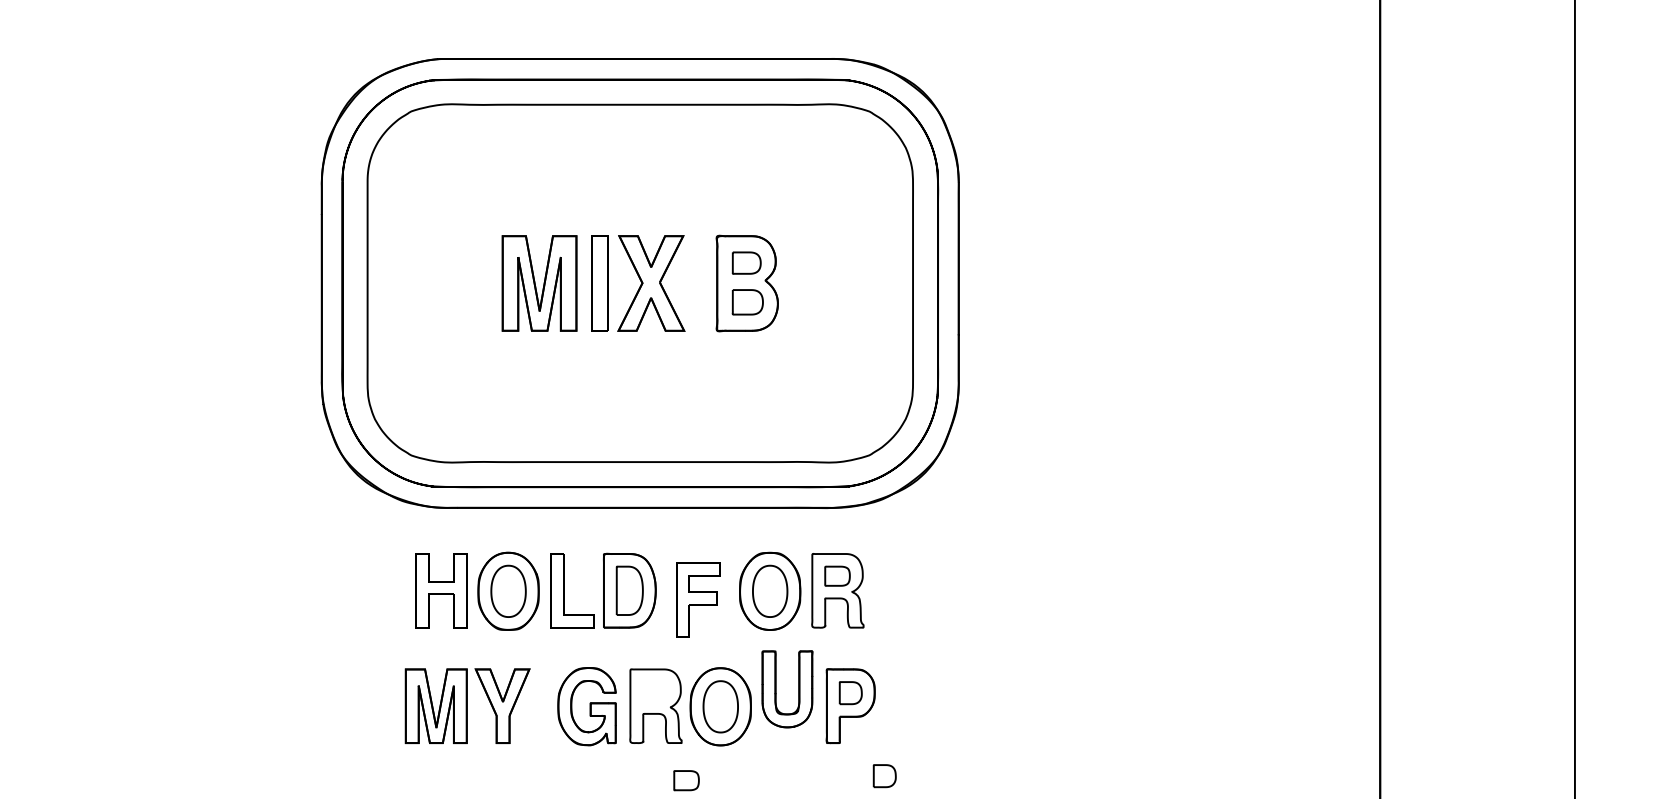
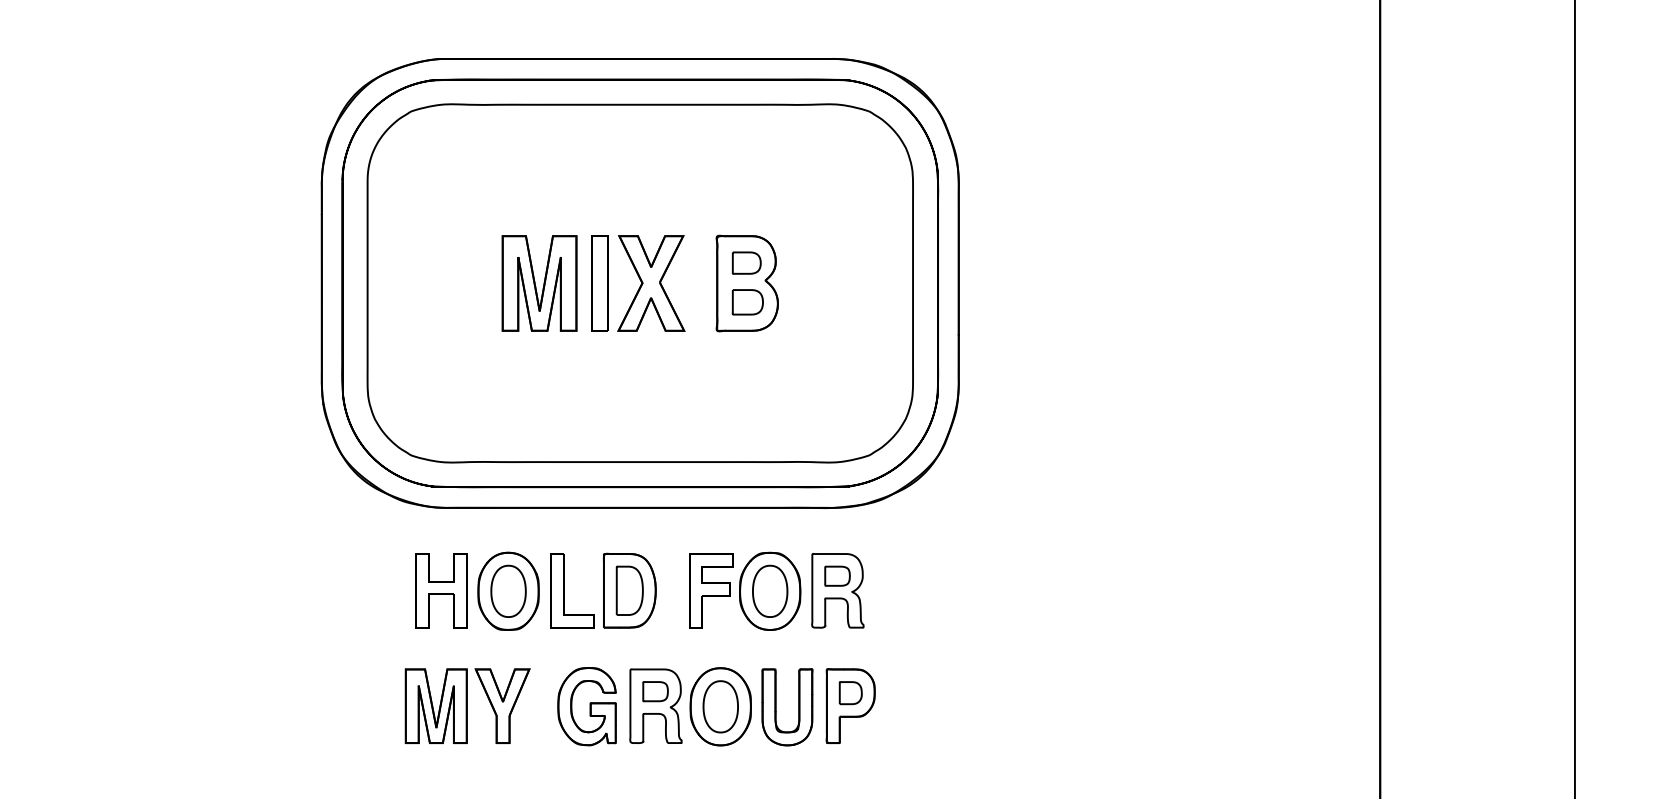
part position: (698, 599) -> (711, 590) (711, 590)
part position: (776, 689) -> (776, 707) (776, 707)
part: present -> none (884, 776)
part position: (686, 780) -> (655, 691) (655, 691)
